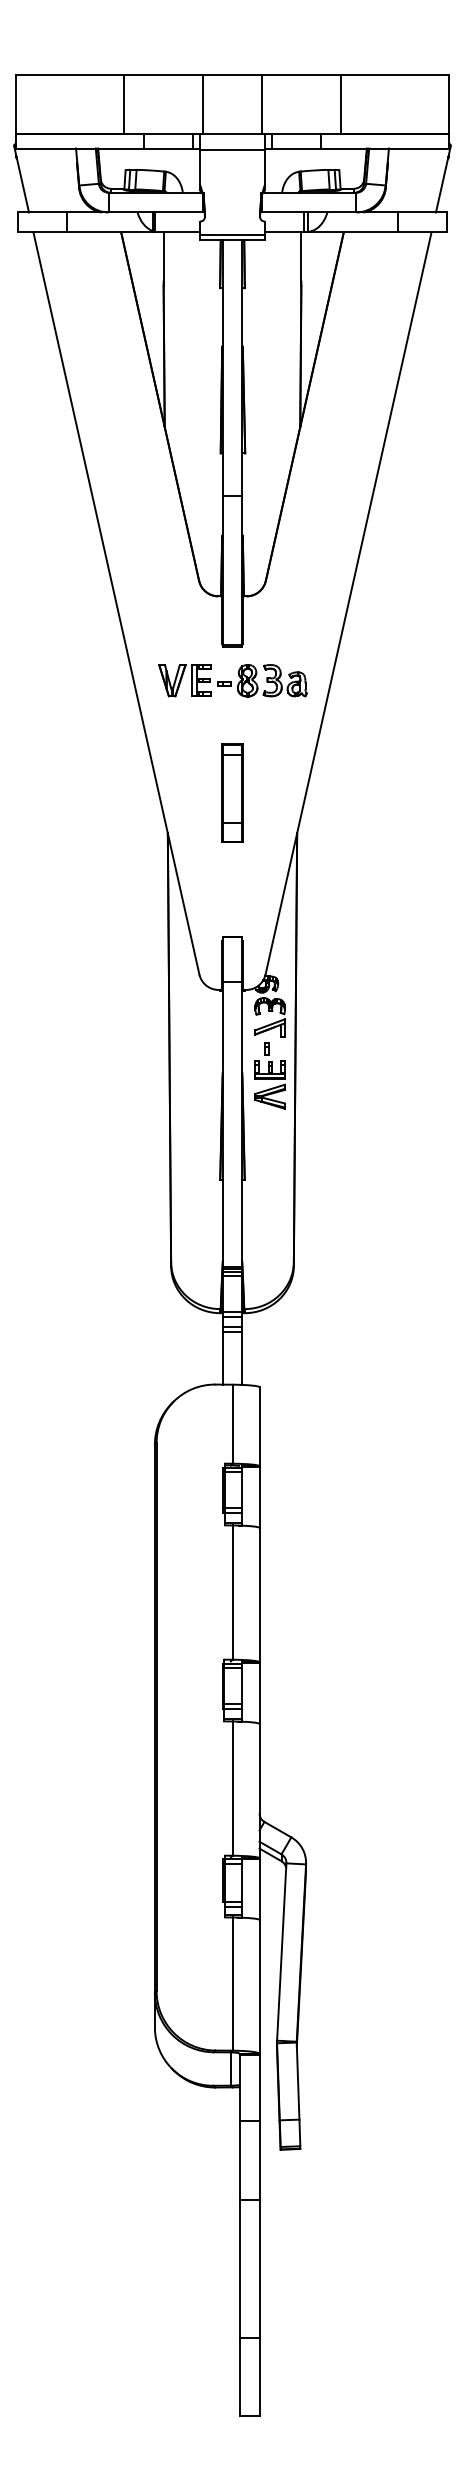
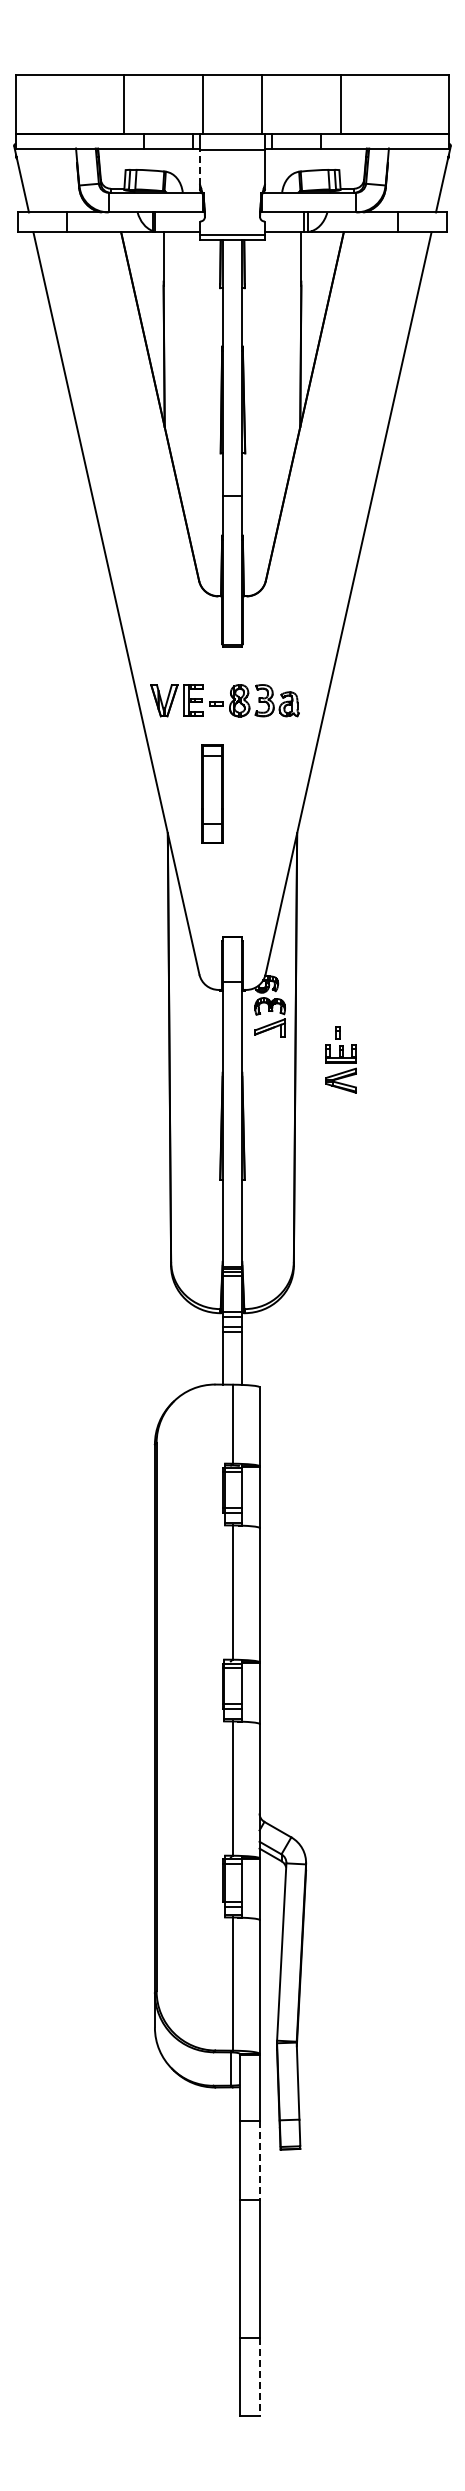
line: solid -> dashed (200, 166)
part position: (232, 680) -> (224, 700) (224, 700)
part position: (232, 792) -> (212, 793) (212, 793)
part position: (269, 1075) -> (340, 1059) (340, 1059)
line: solid -> dashed (259, 2160)
line: solid -> dashed (259, 2377)
